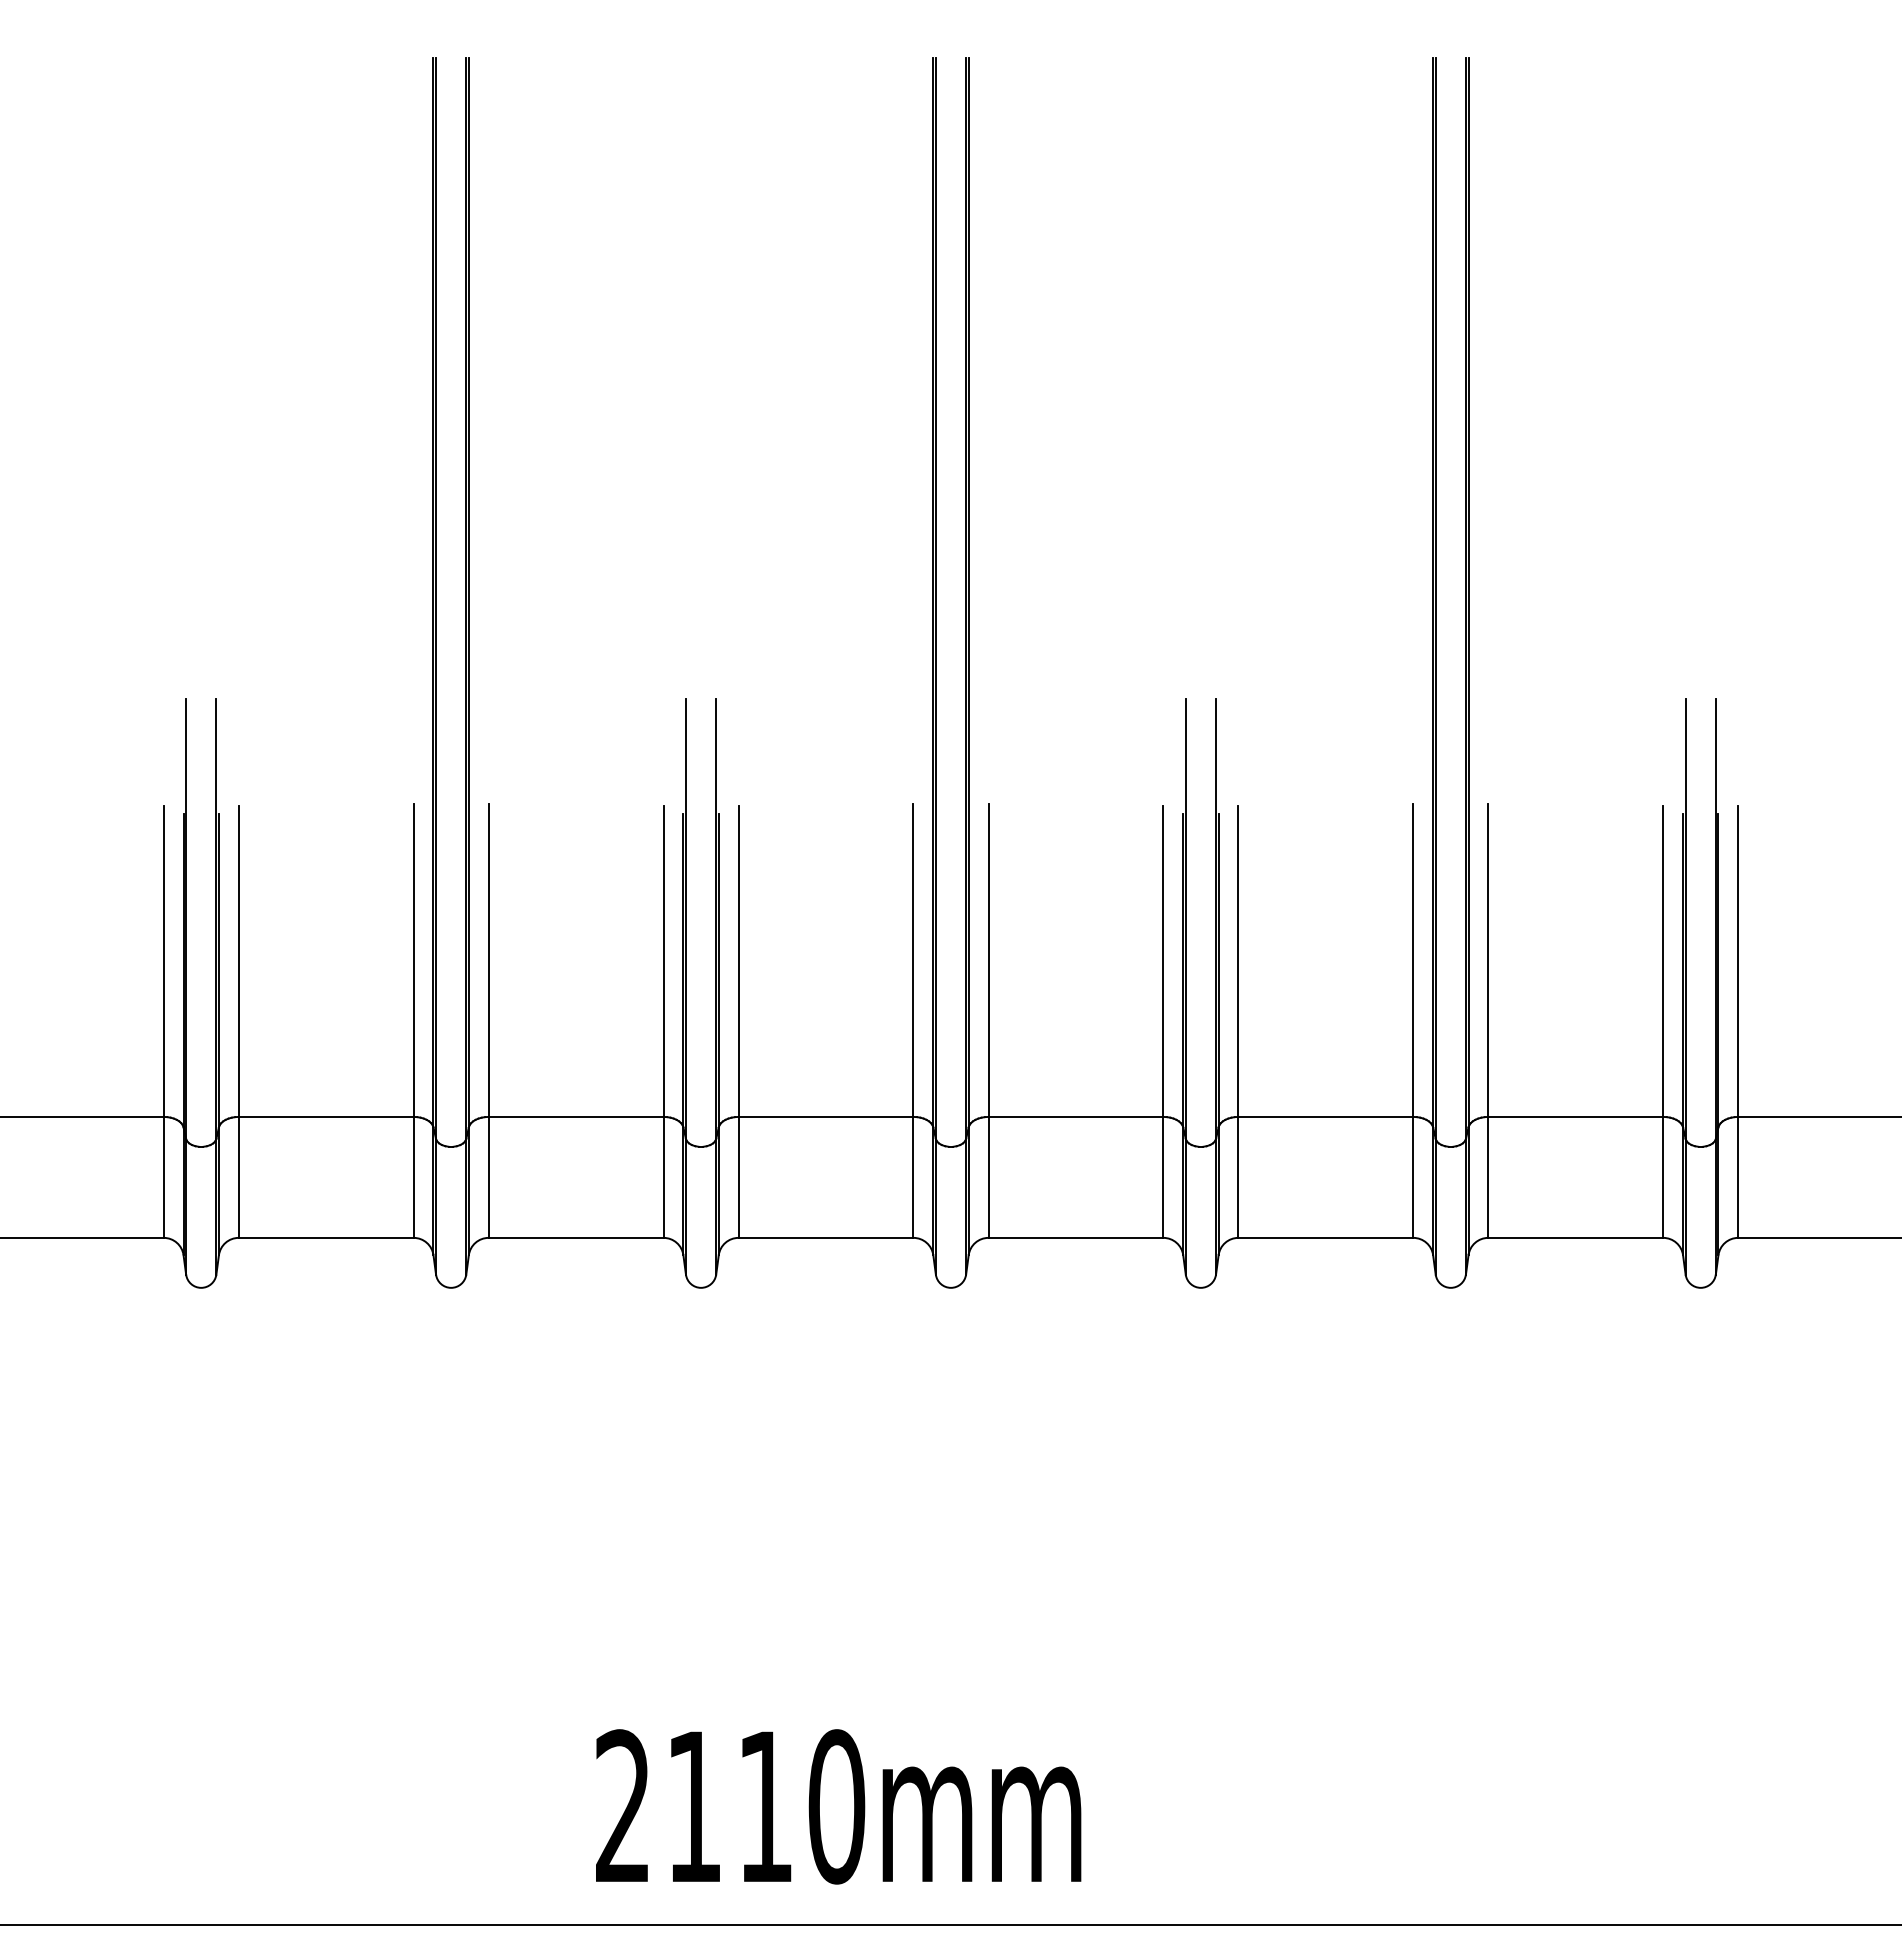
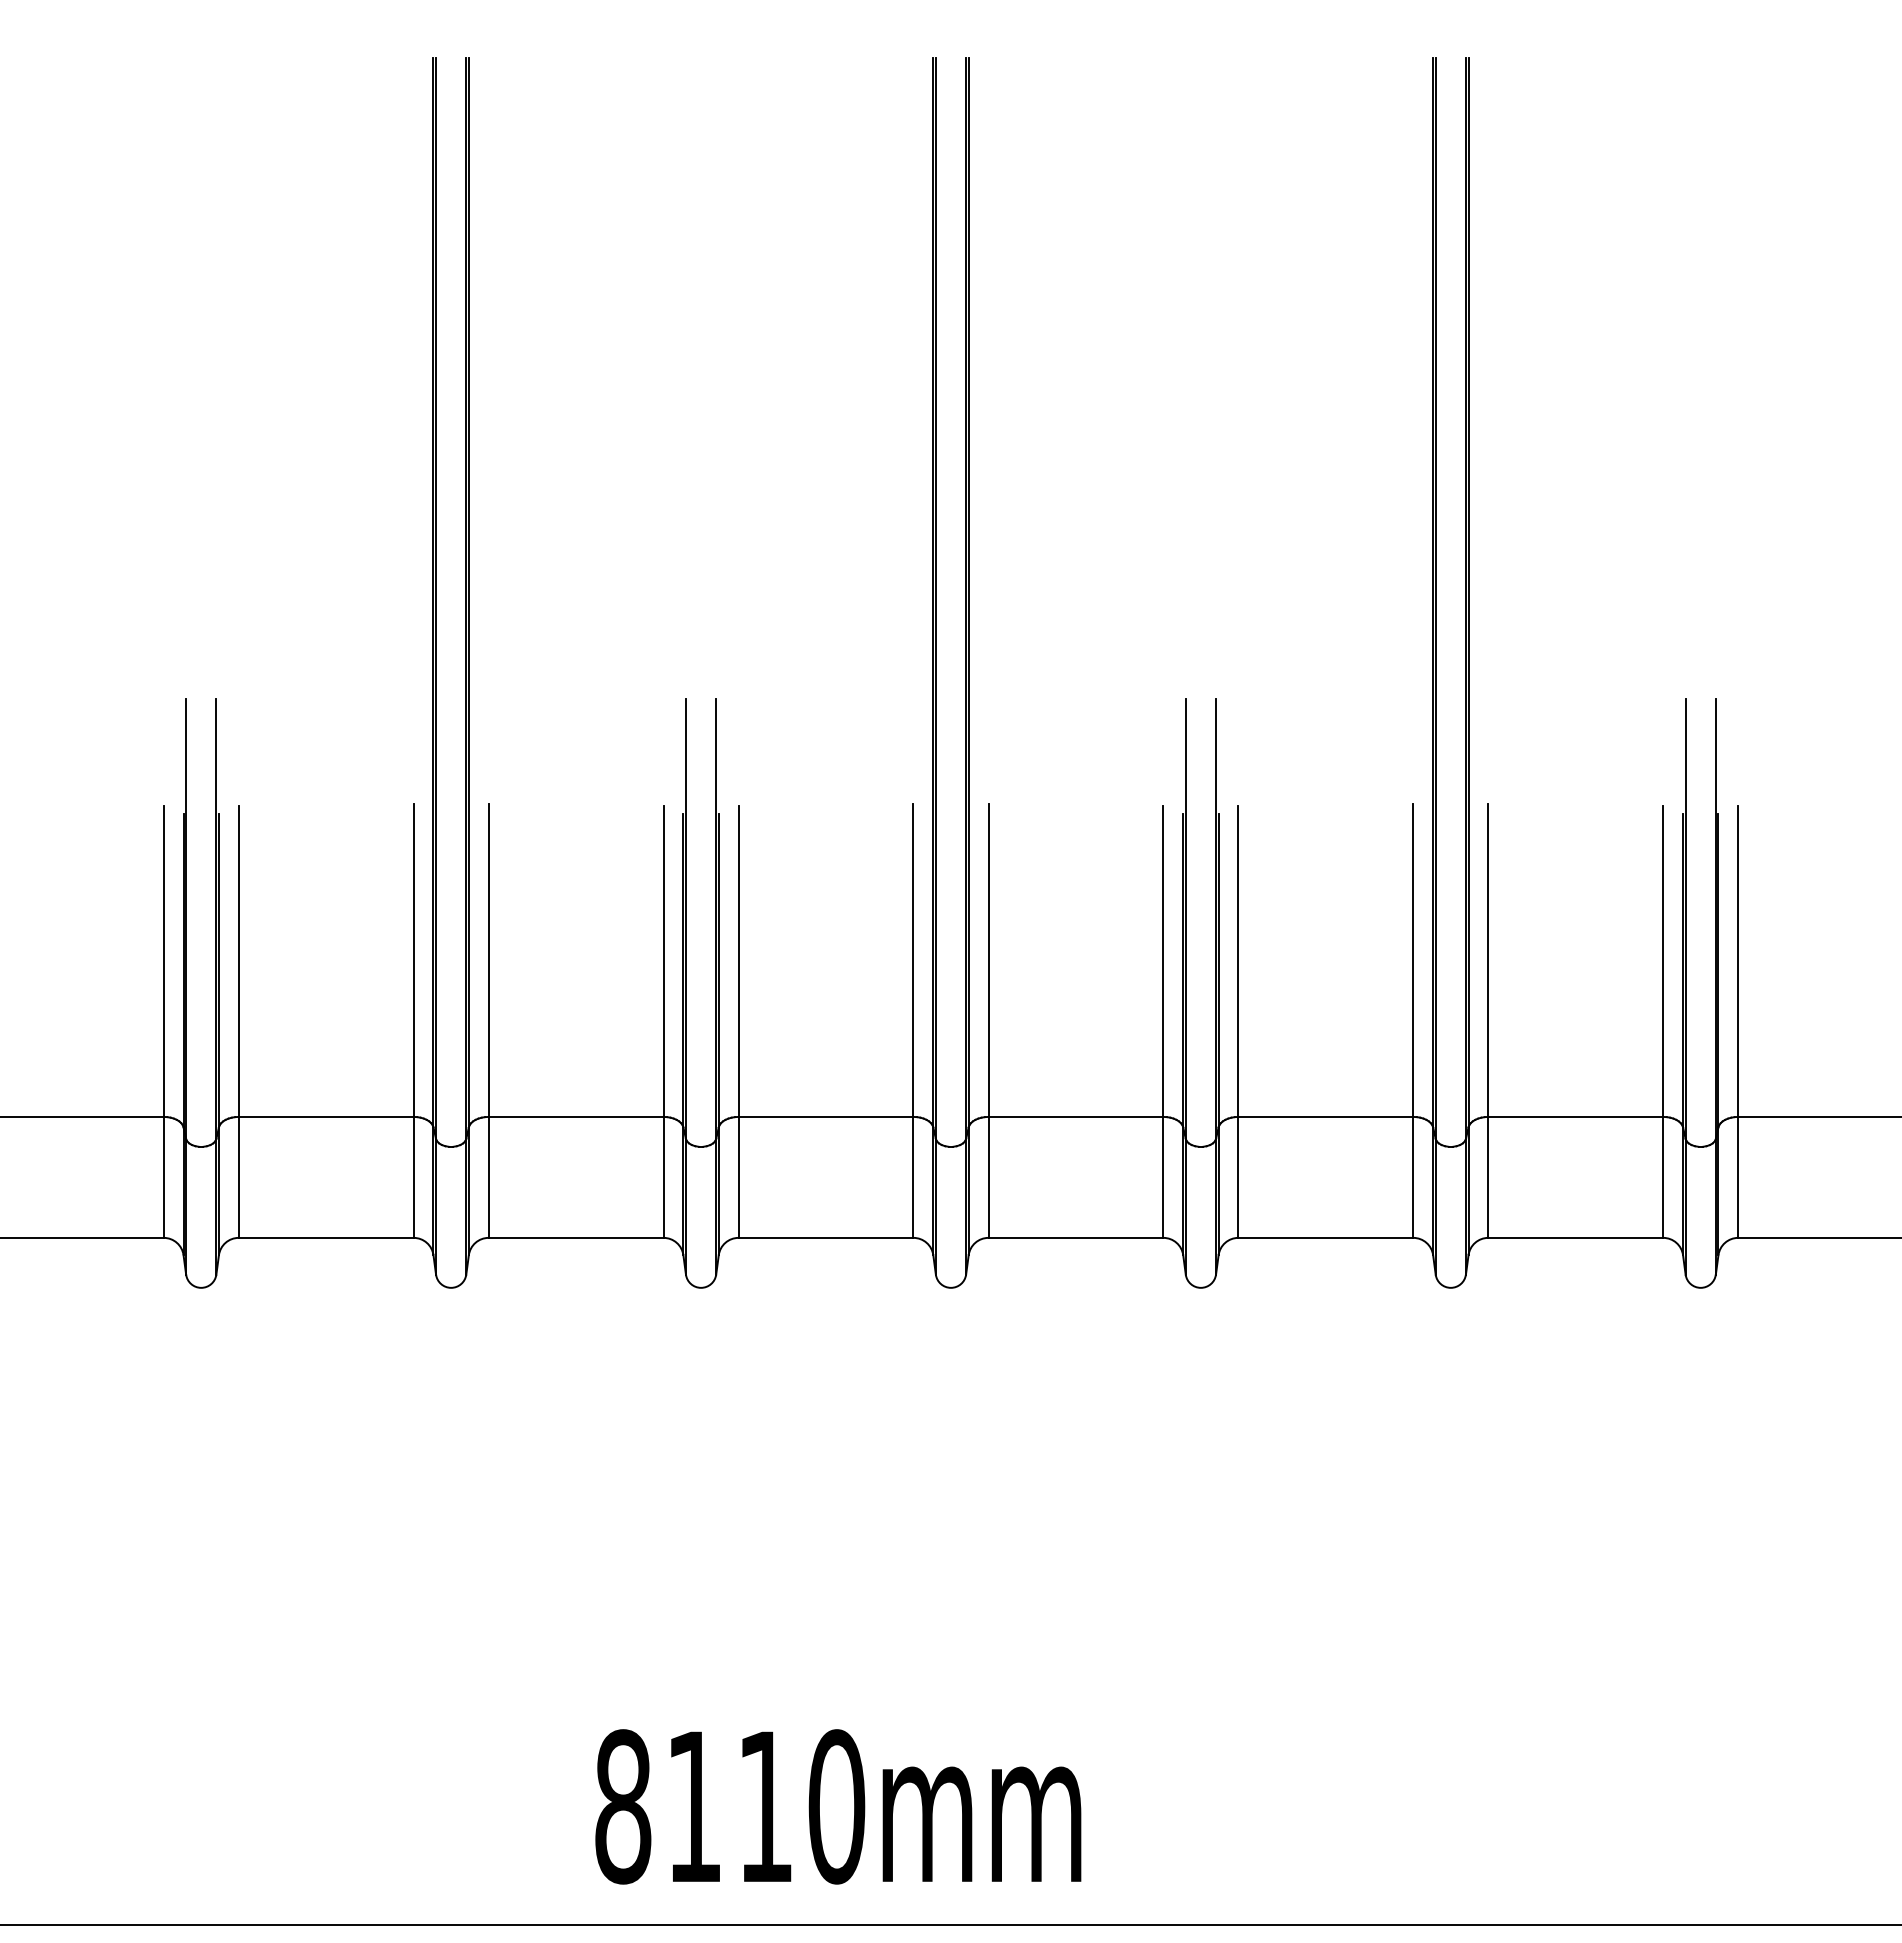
text: 2110mm -> 8110mm (623, 1806)
